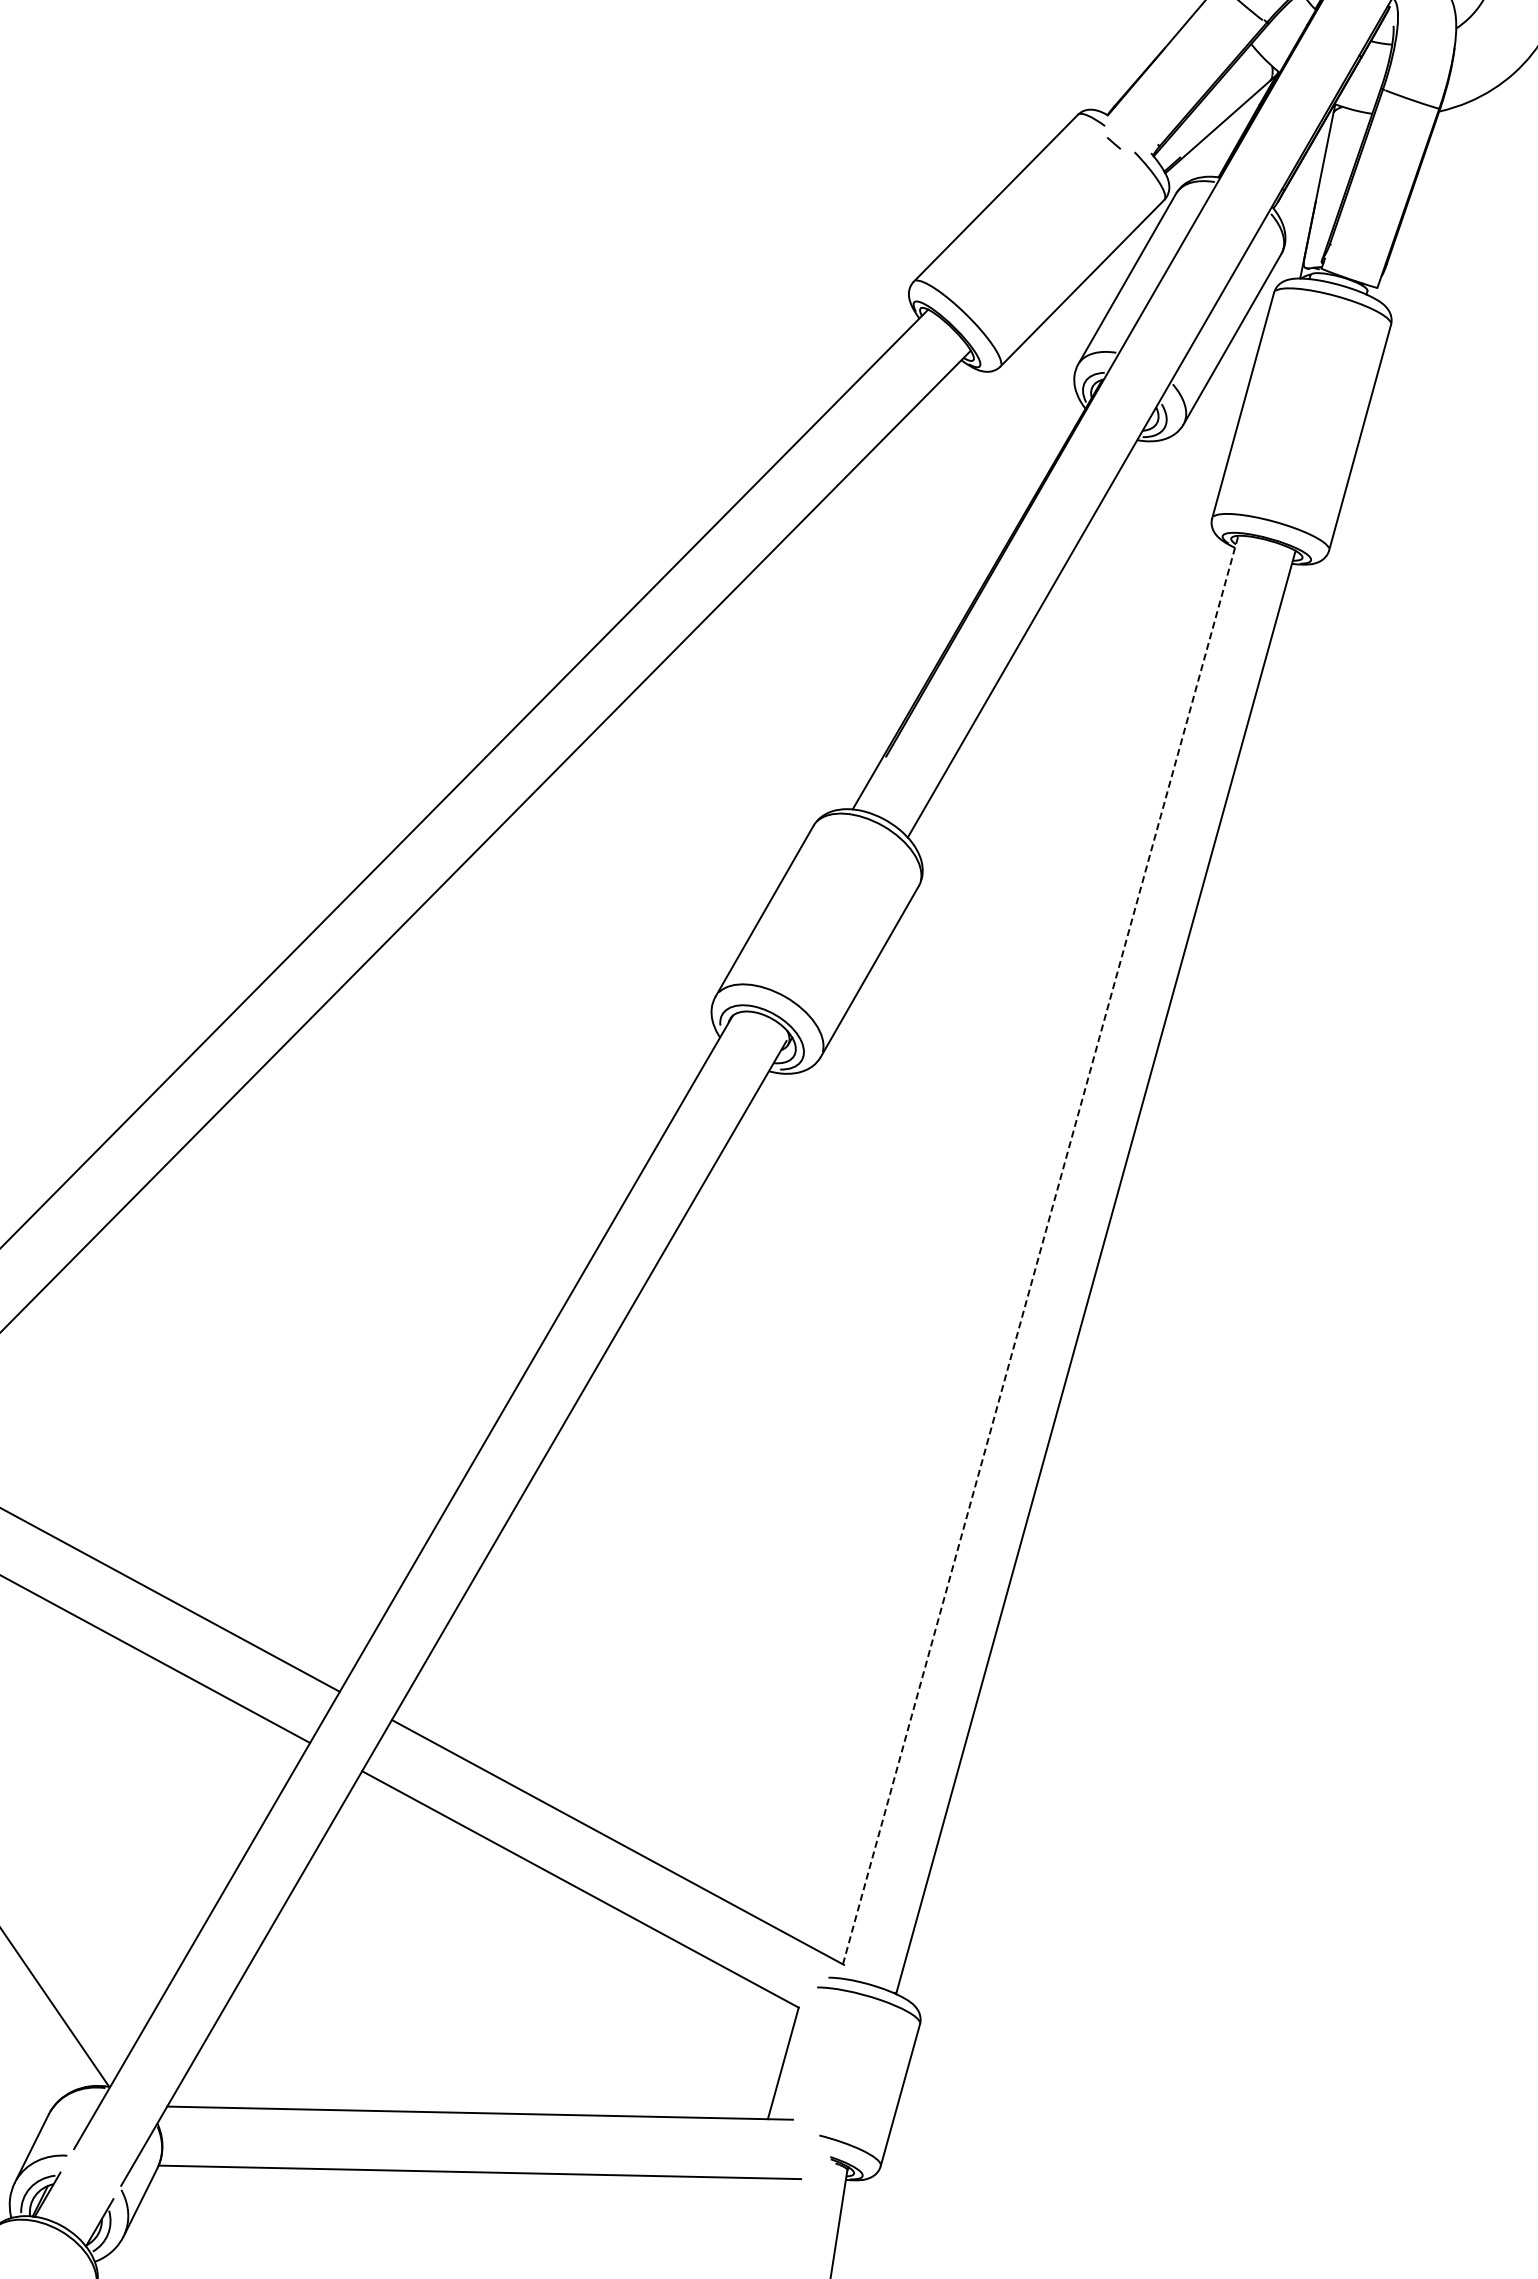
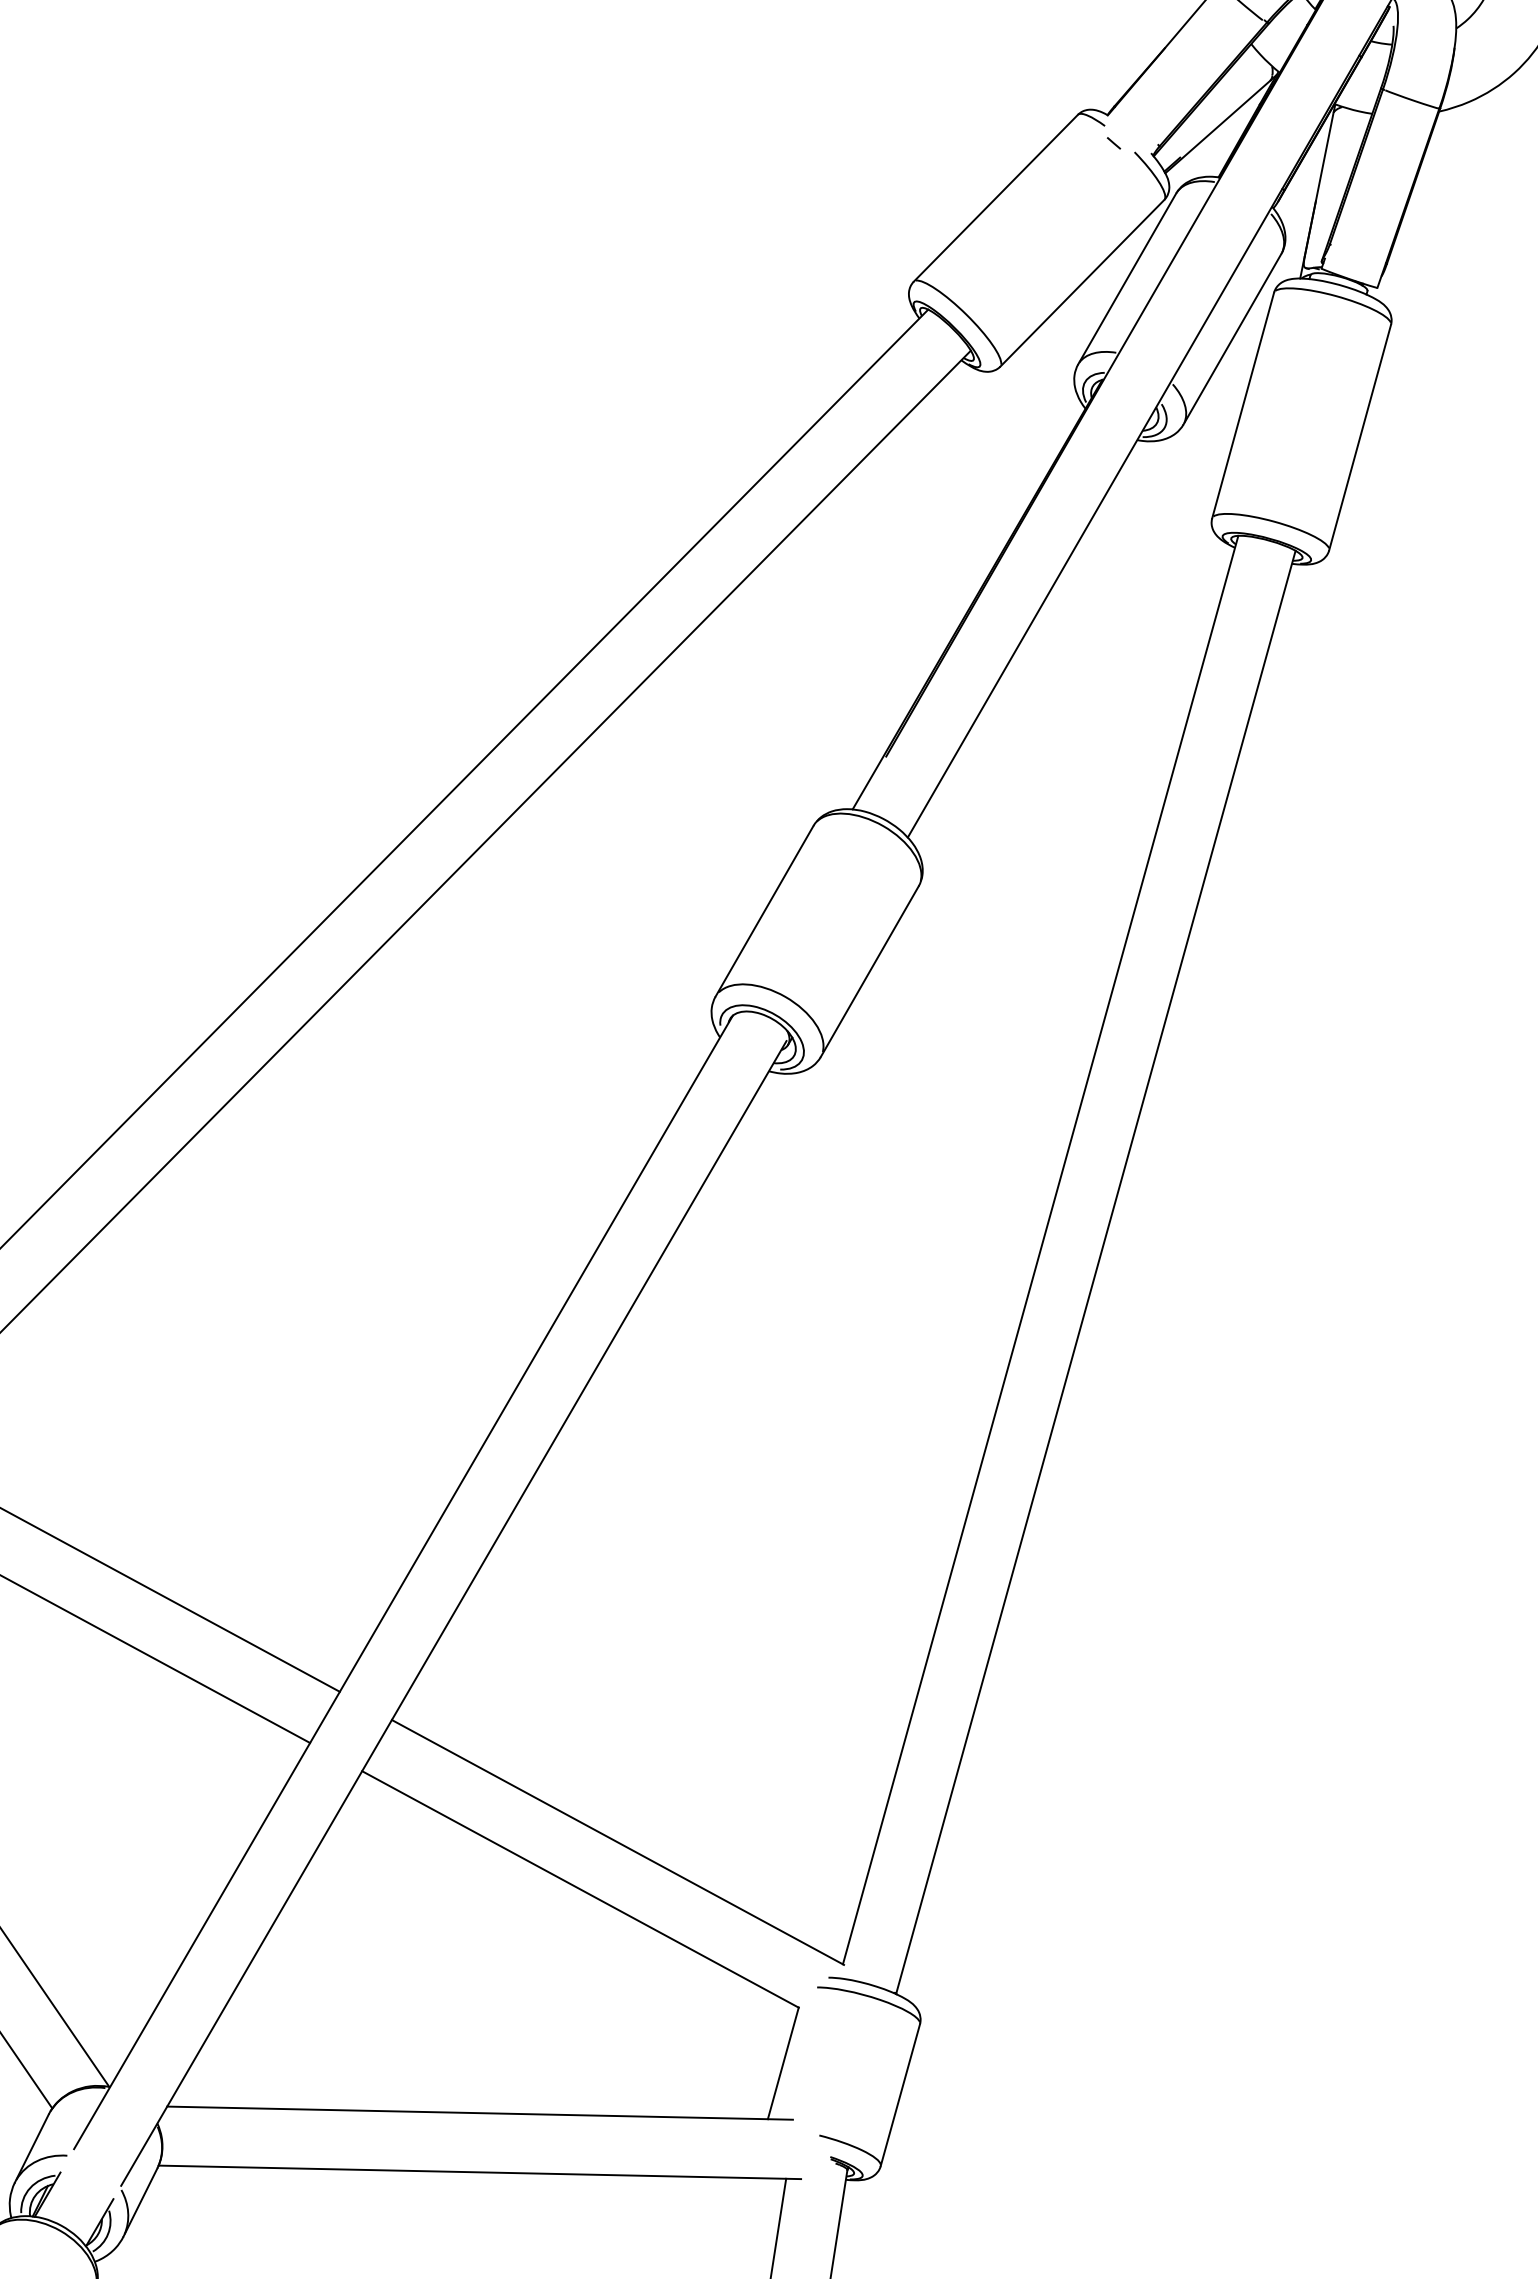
line: dashed -> solid (1040, 1249)
line: none -> present (27, 2071)
line: none -> present (778, 2226)
